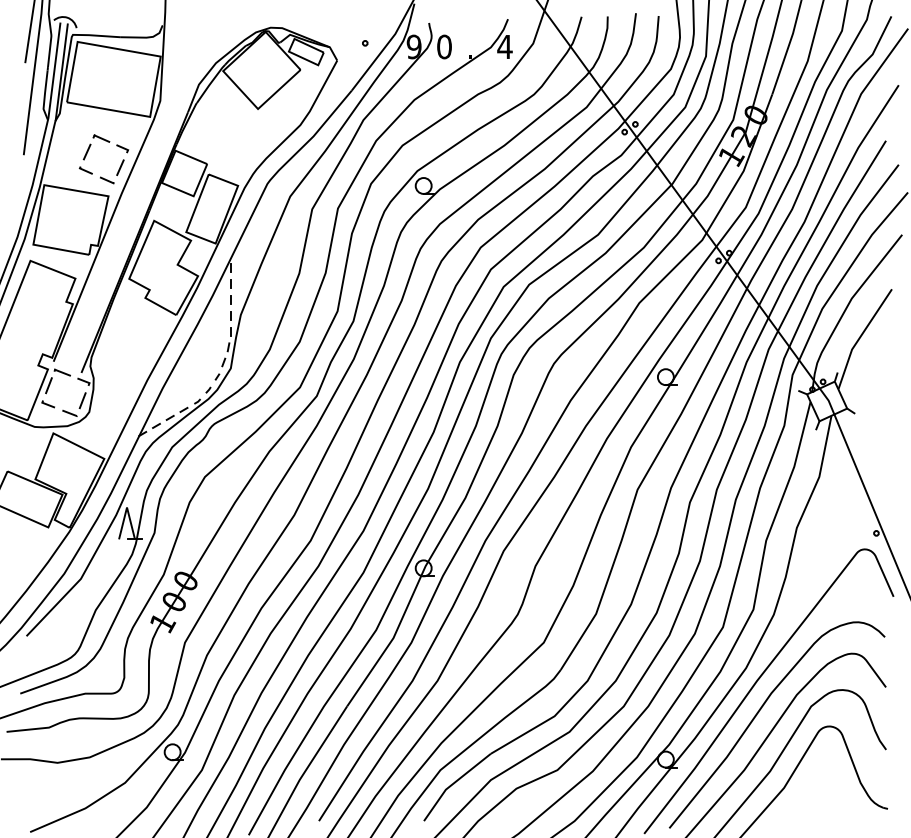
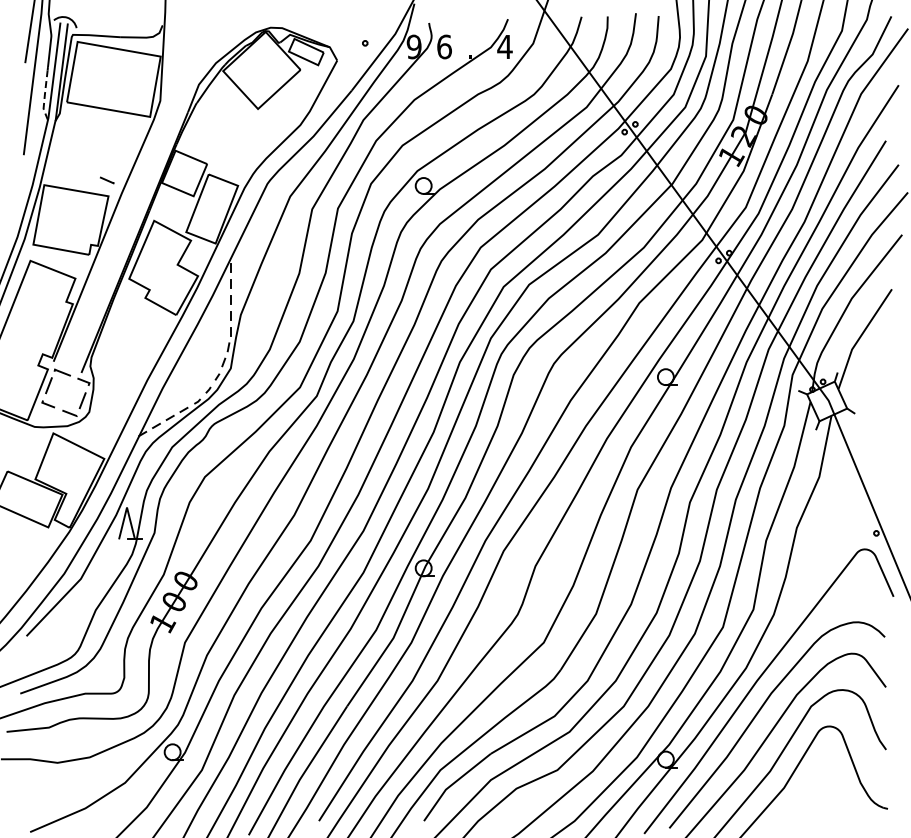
text: 0 -> 6 (444, 46)
line: solid -> dashed (44, 95)
part: present -> none (107, 142)
